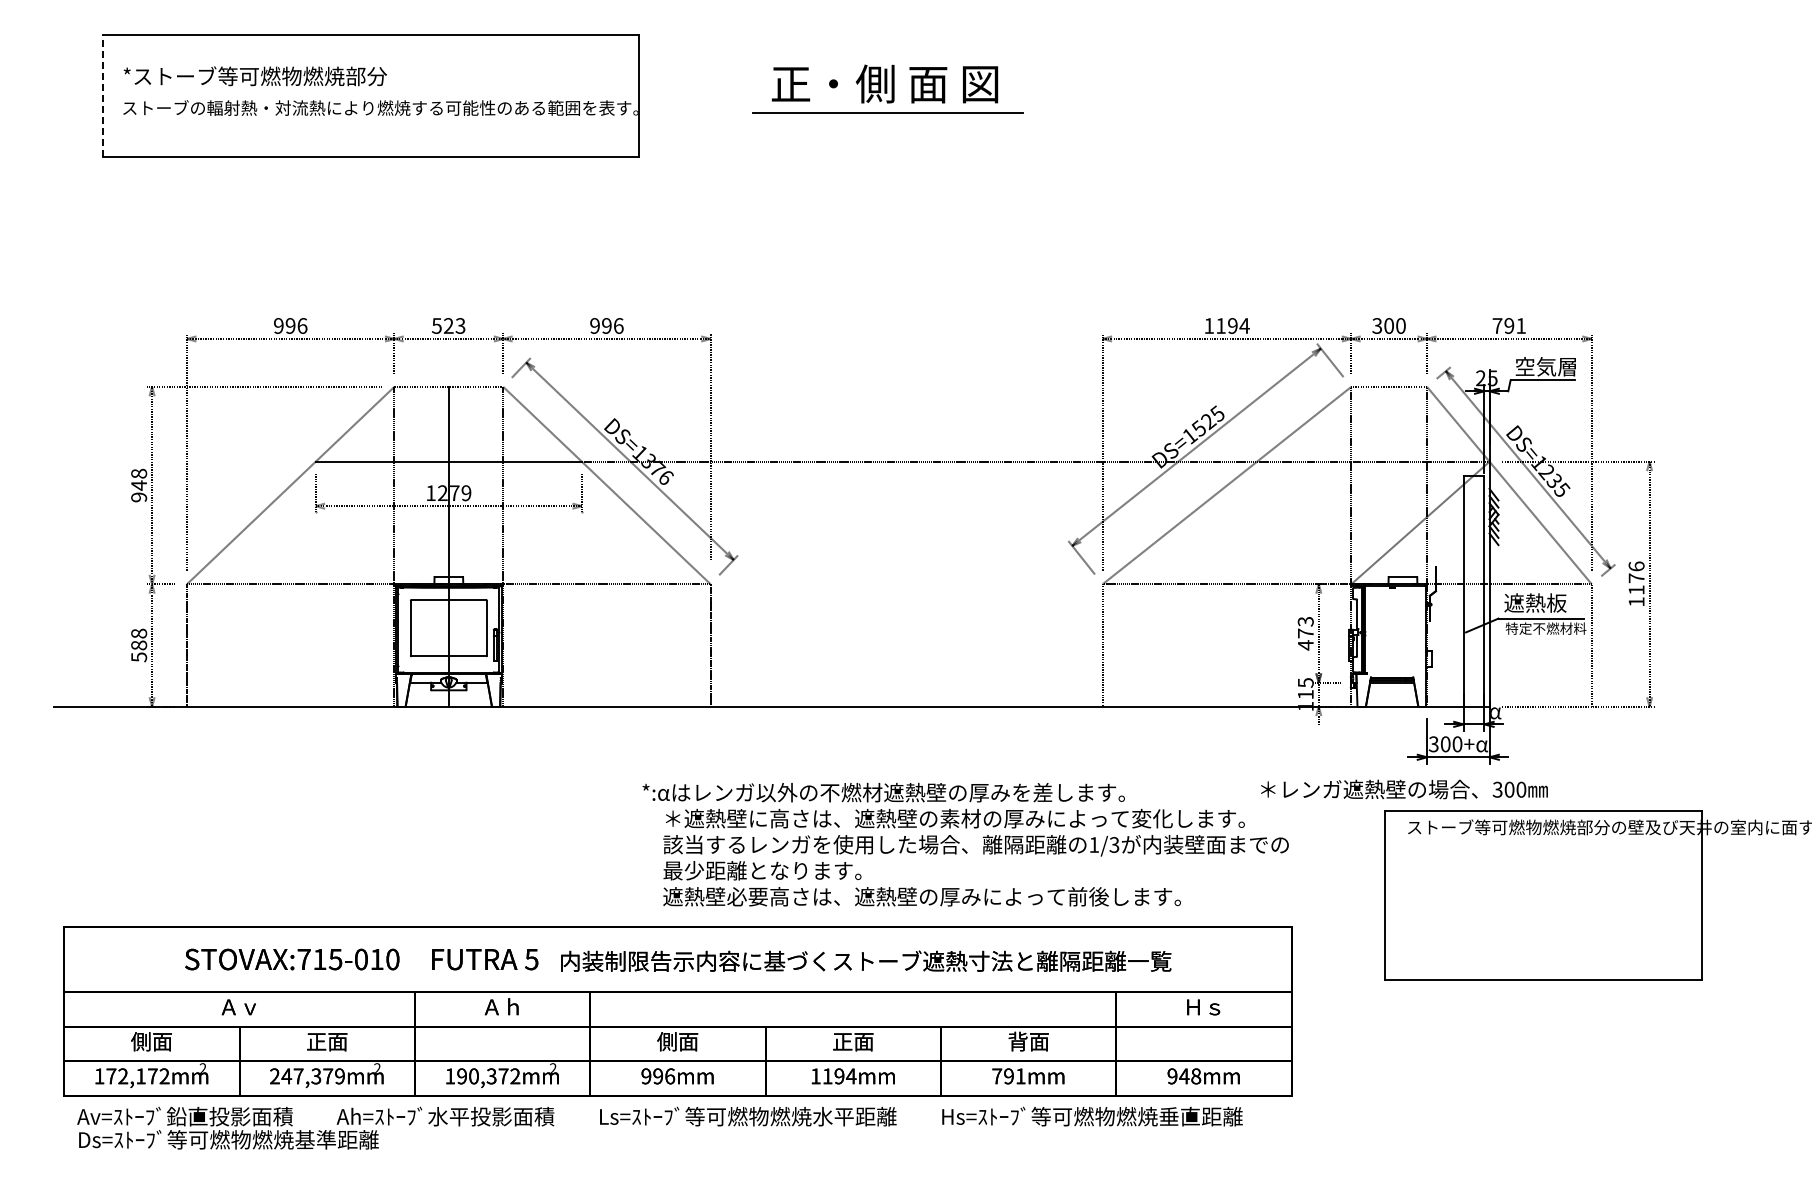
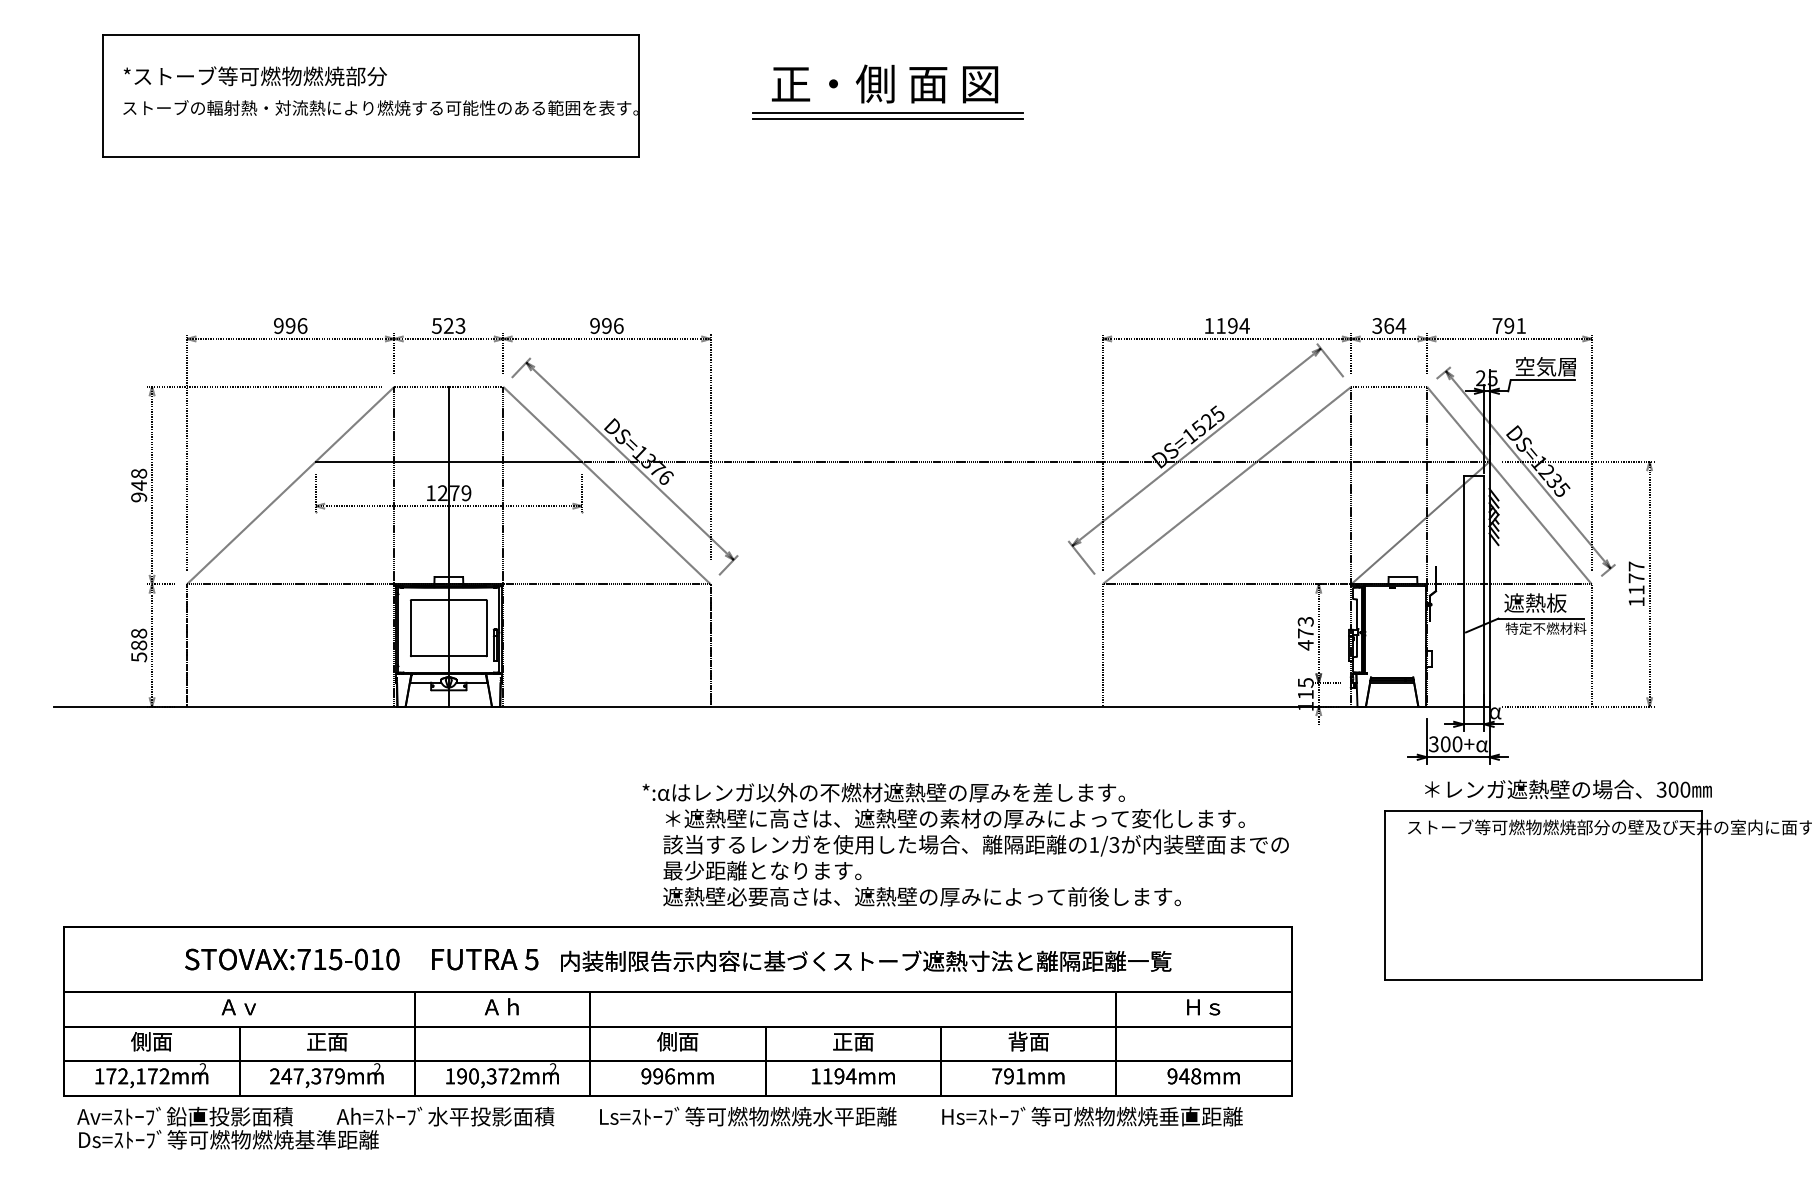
line: dashed -> solid (102, 96)
line: none -> present (888, 119)
text: 300 -> 364 (1395, 325)
text: 1176 -> 1177 (1636, 566)
text position: (1404, 789) -> (1568, 789) (1568, 789)
